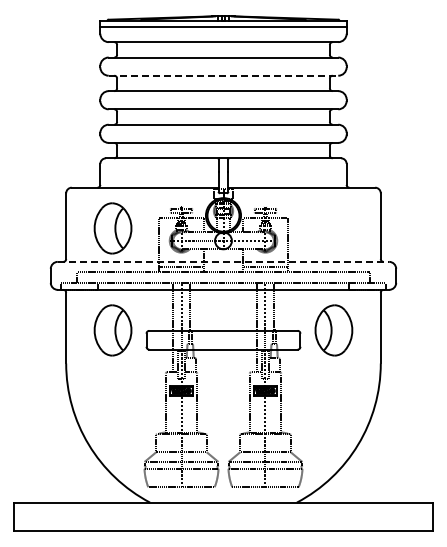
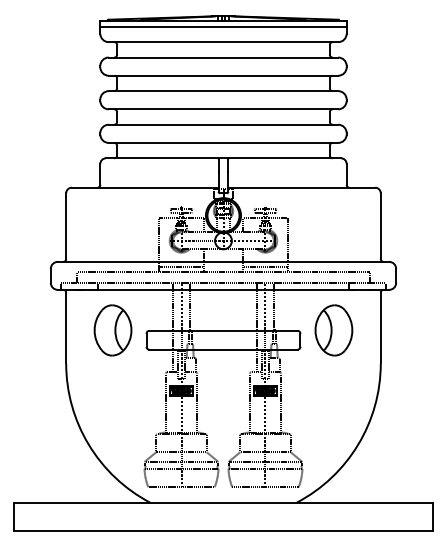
line: dashed -> solid (223, 75)
part: present -> none (112, 228)
line: dashed -> solid (223, 261)
